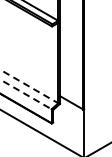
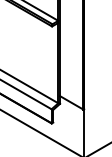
line: dashed -> solid (29, 86)
line: dashed -> solid (25, 94)
